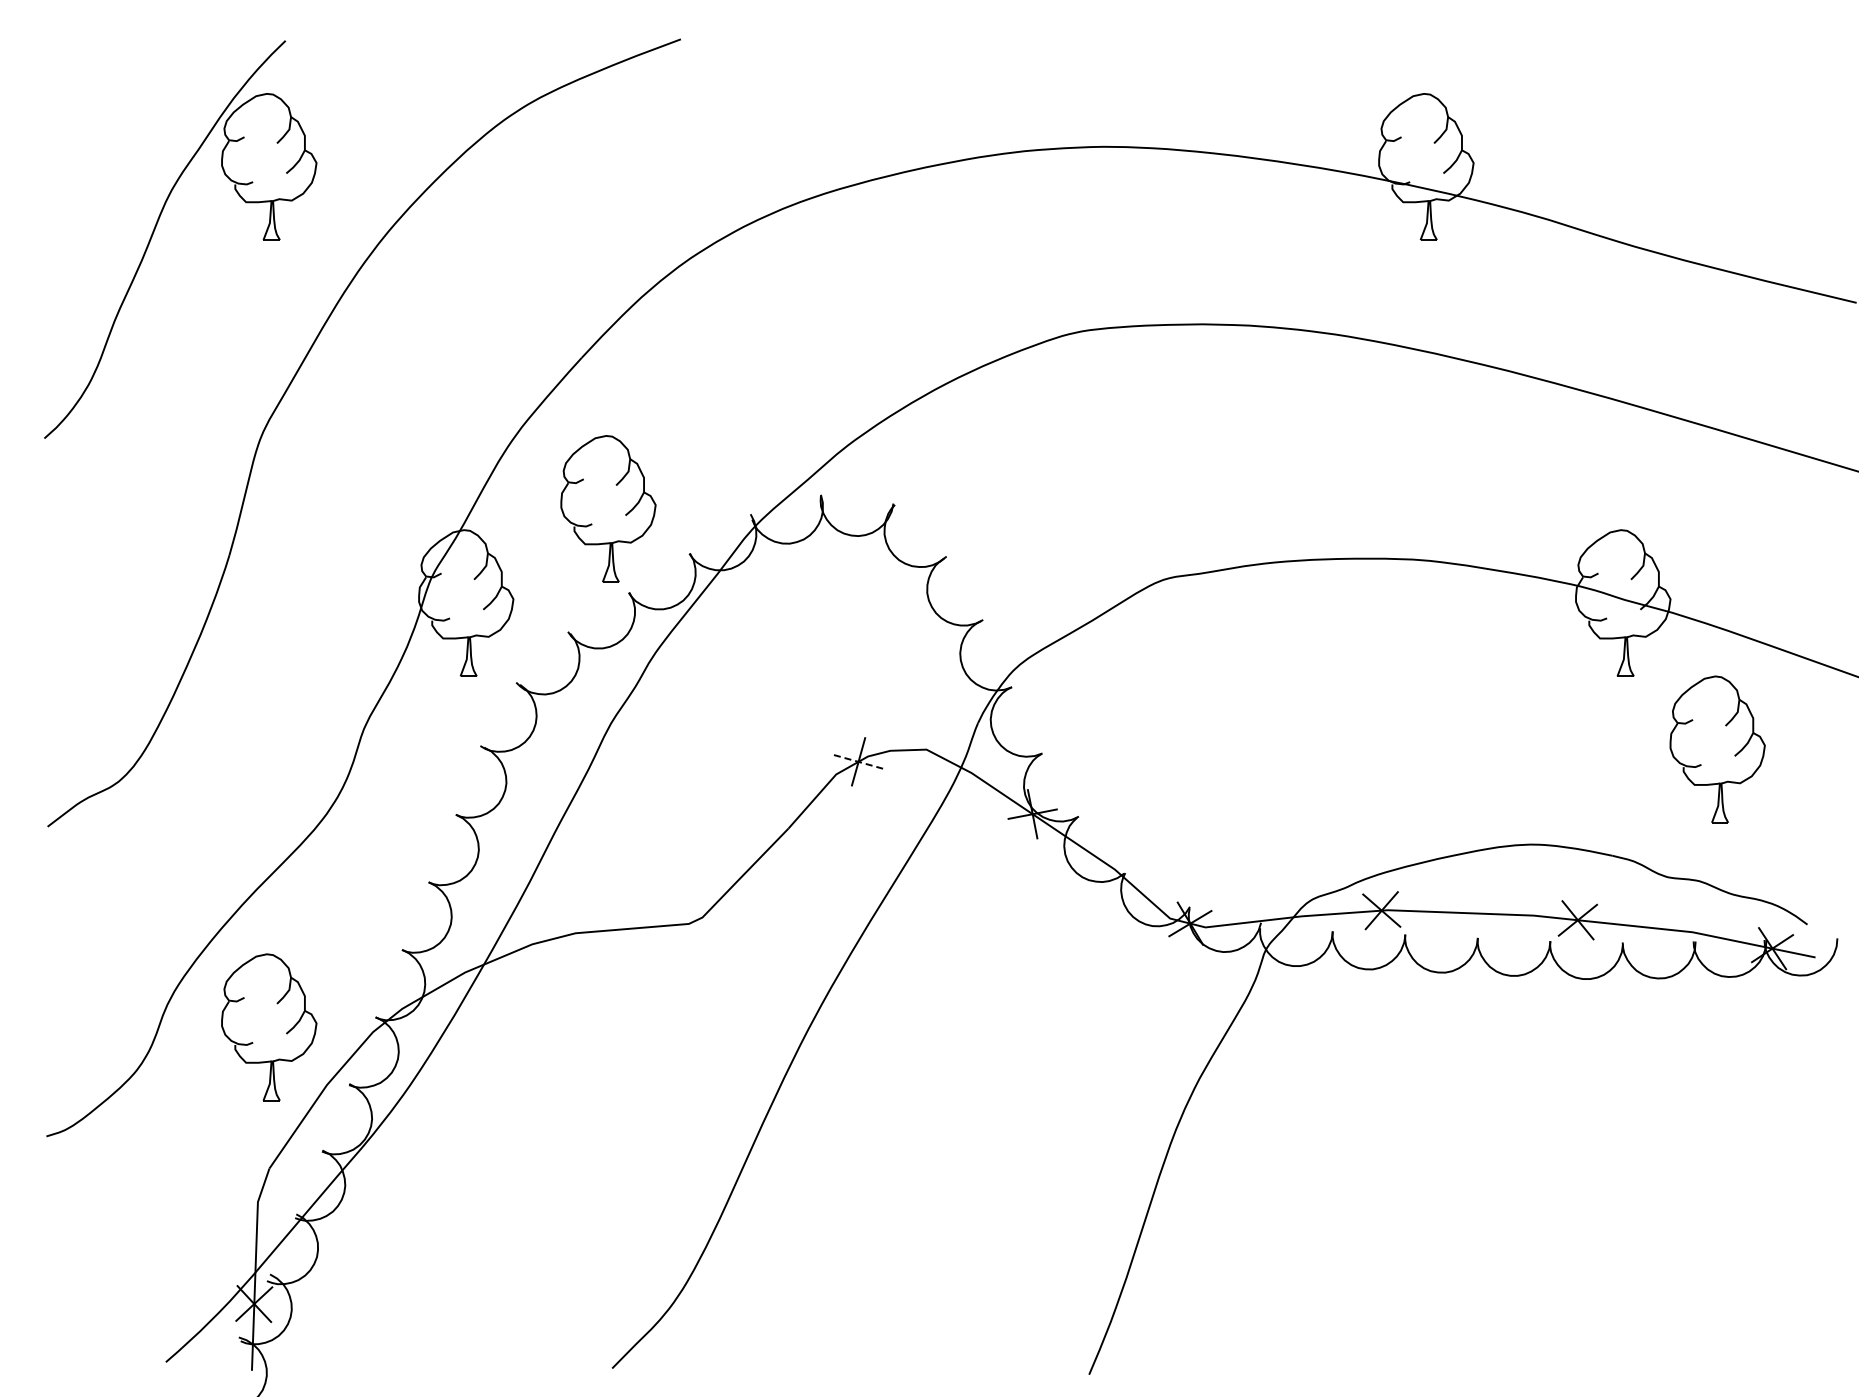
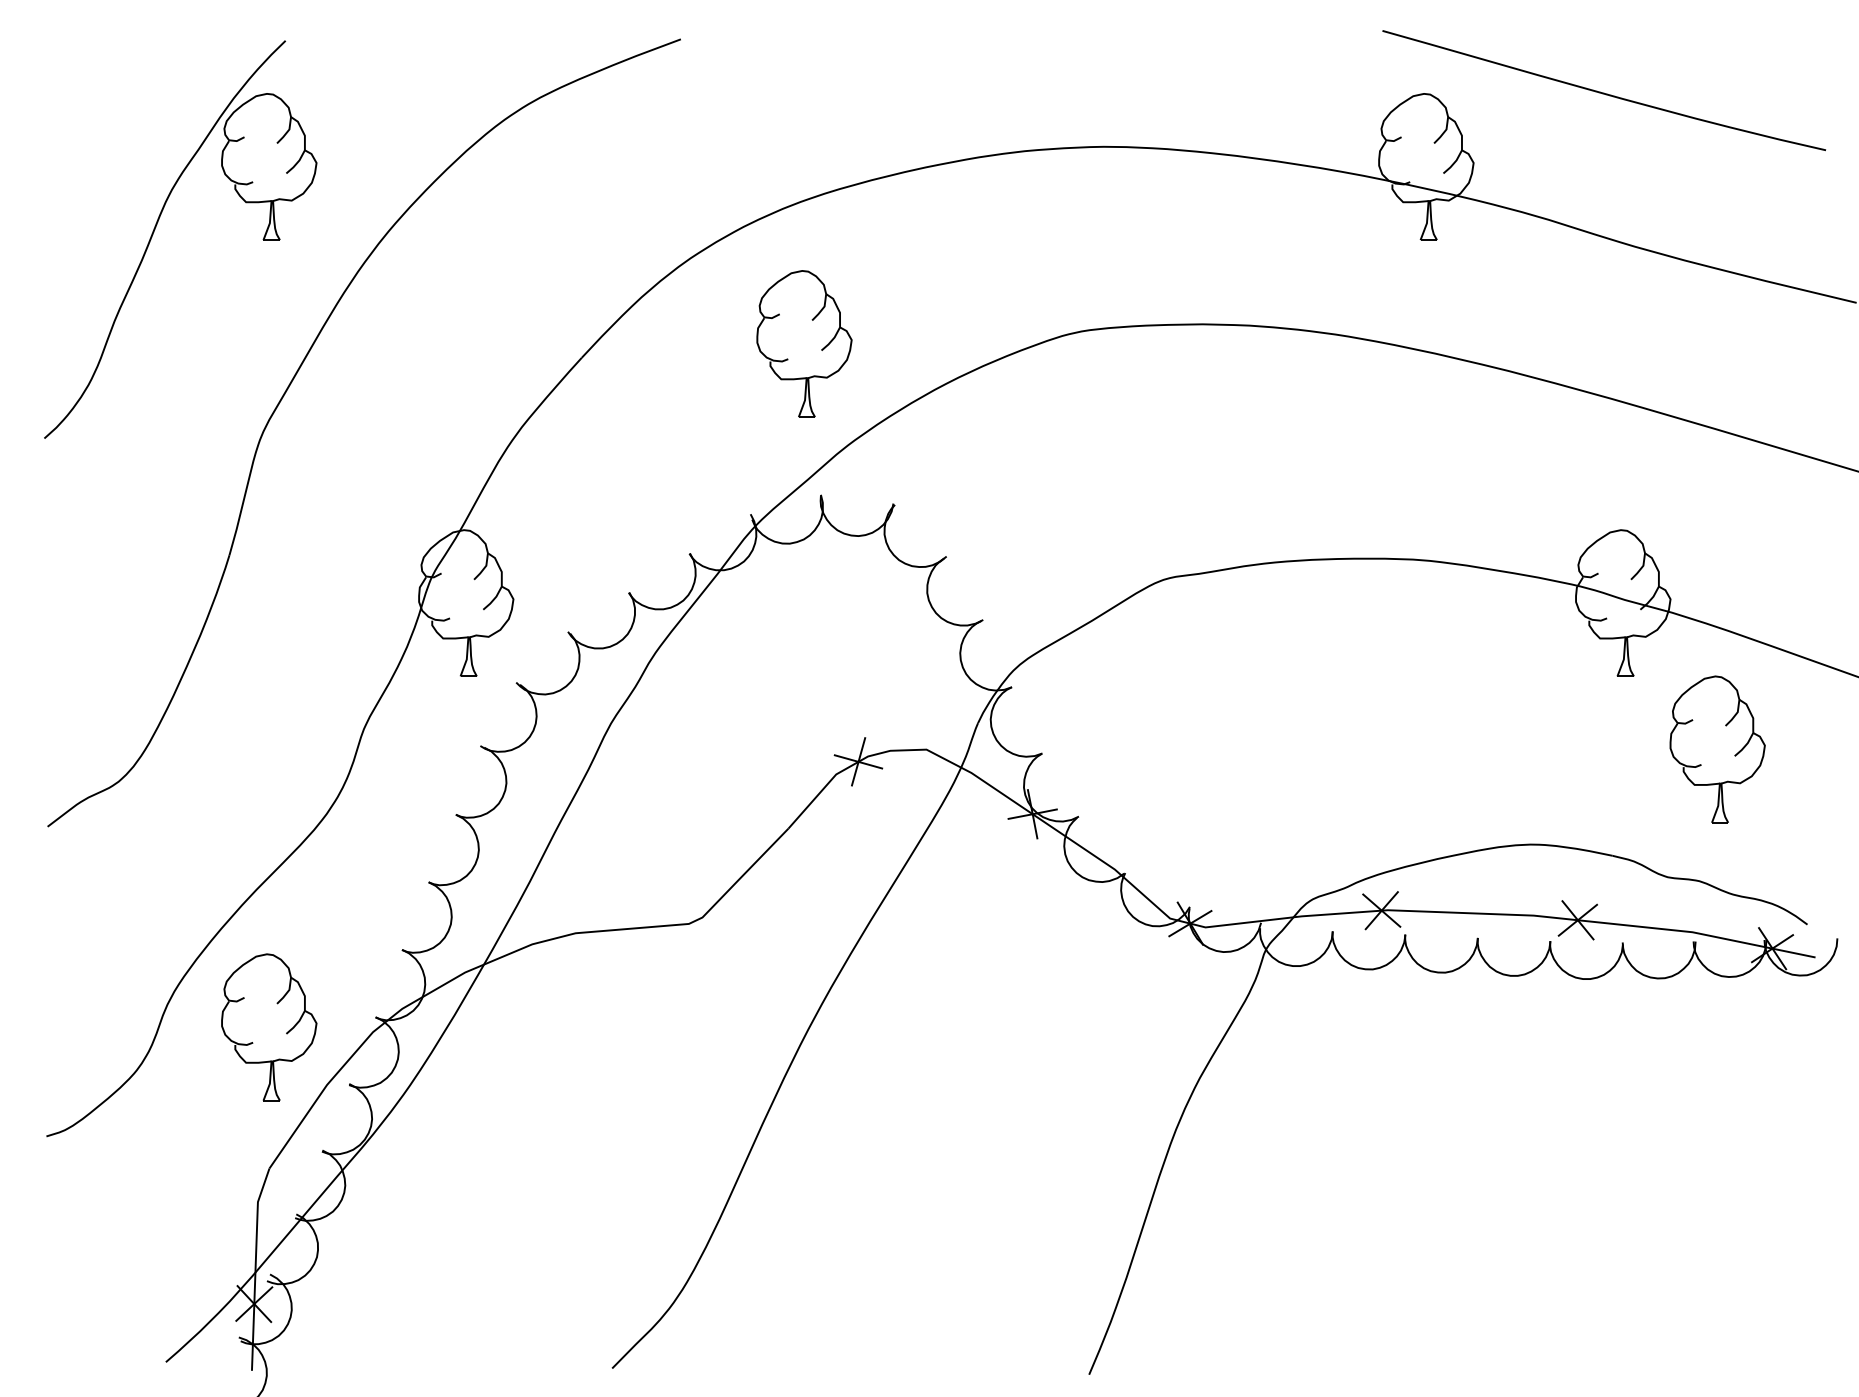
curve: none -> present (1604, 92)
part position: (608, 508) -> (804, 343) (804, 343)
line: dashed -> solid (858, 761)
